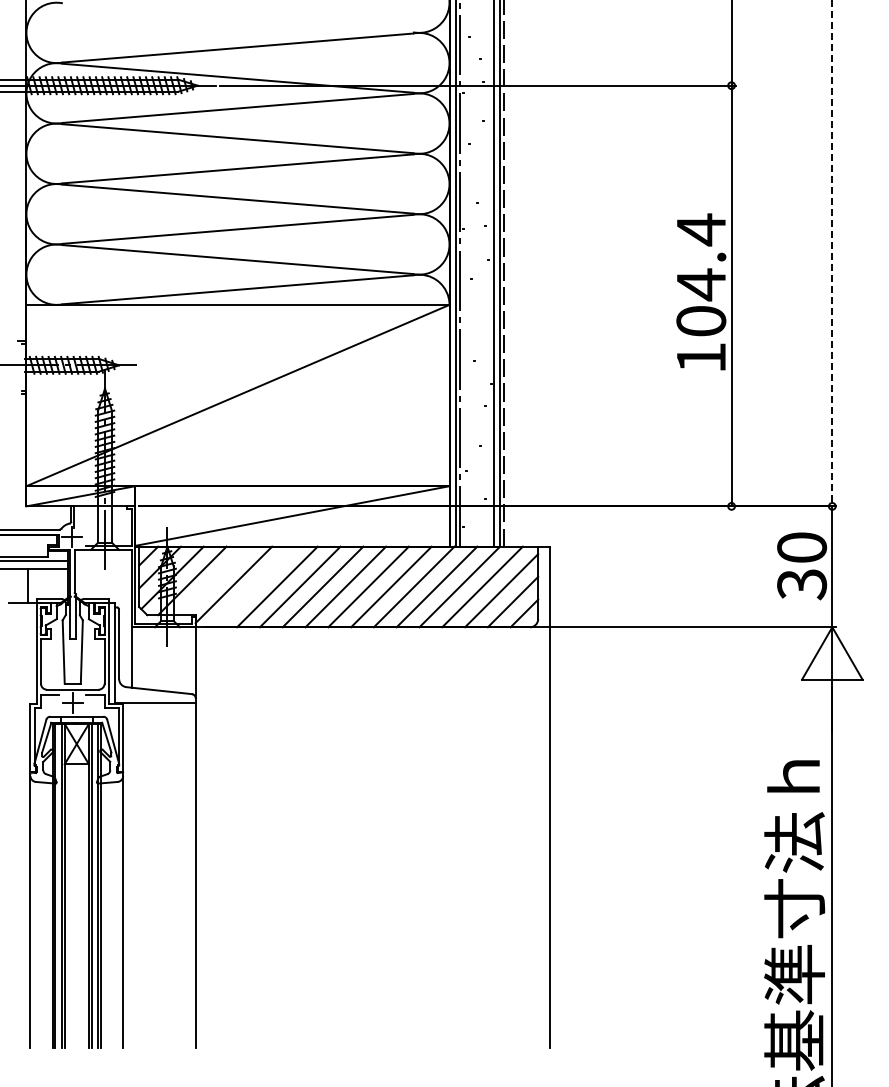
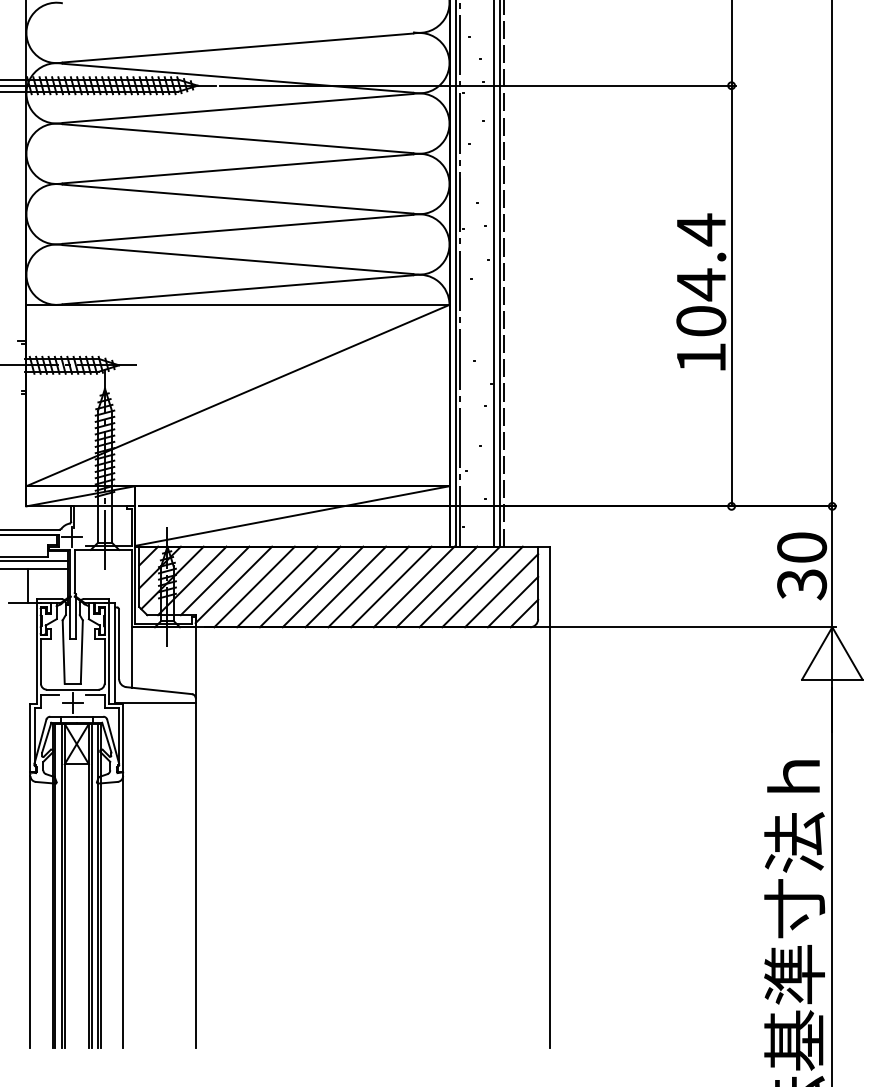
line: dashed -> solid (832, 253)
line: none -> present (214, 580)
line: none -> present (254, 586)
